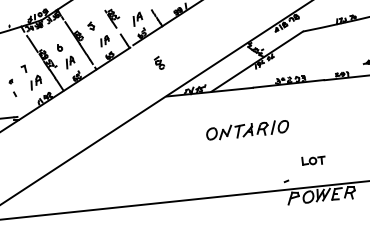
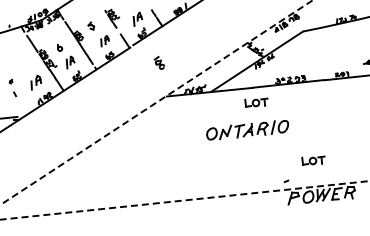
part: present -> none (23, 68)
part: none -> present (256, 102)
arc: solid -> dashed (155, 103)
line: solid -> dashed (184, 200)
